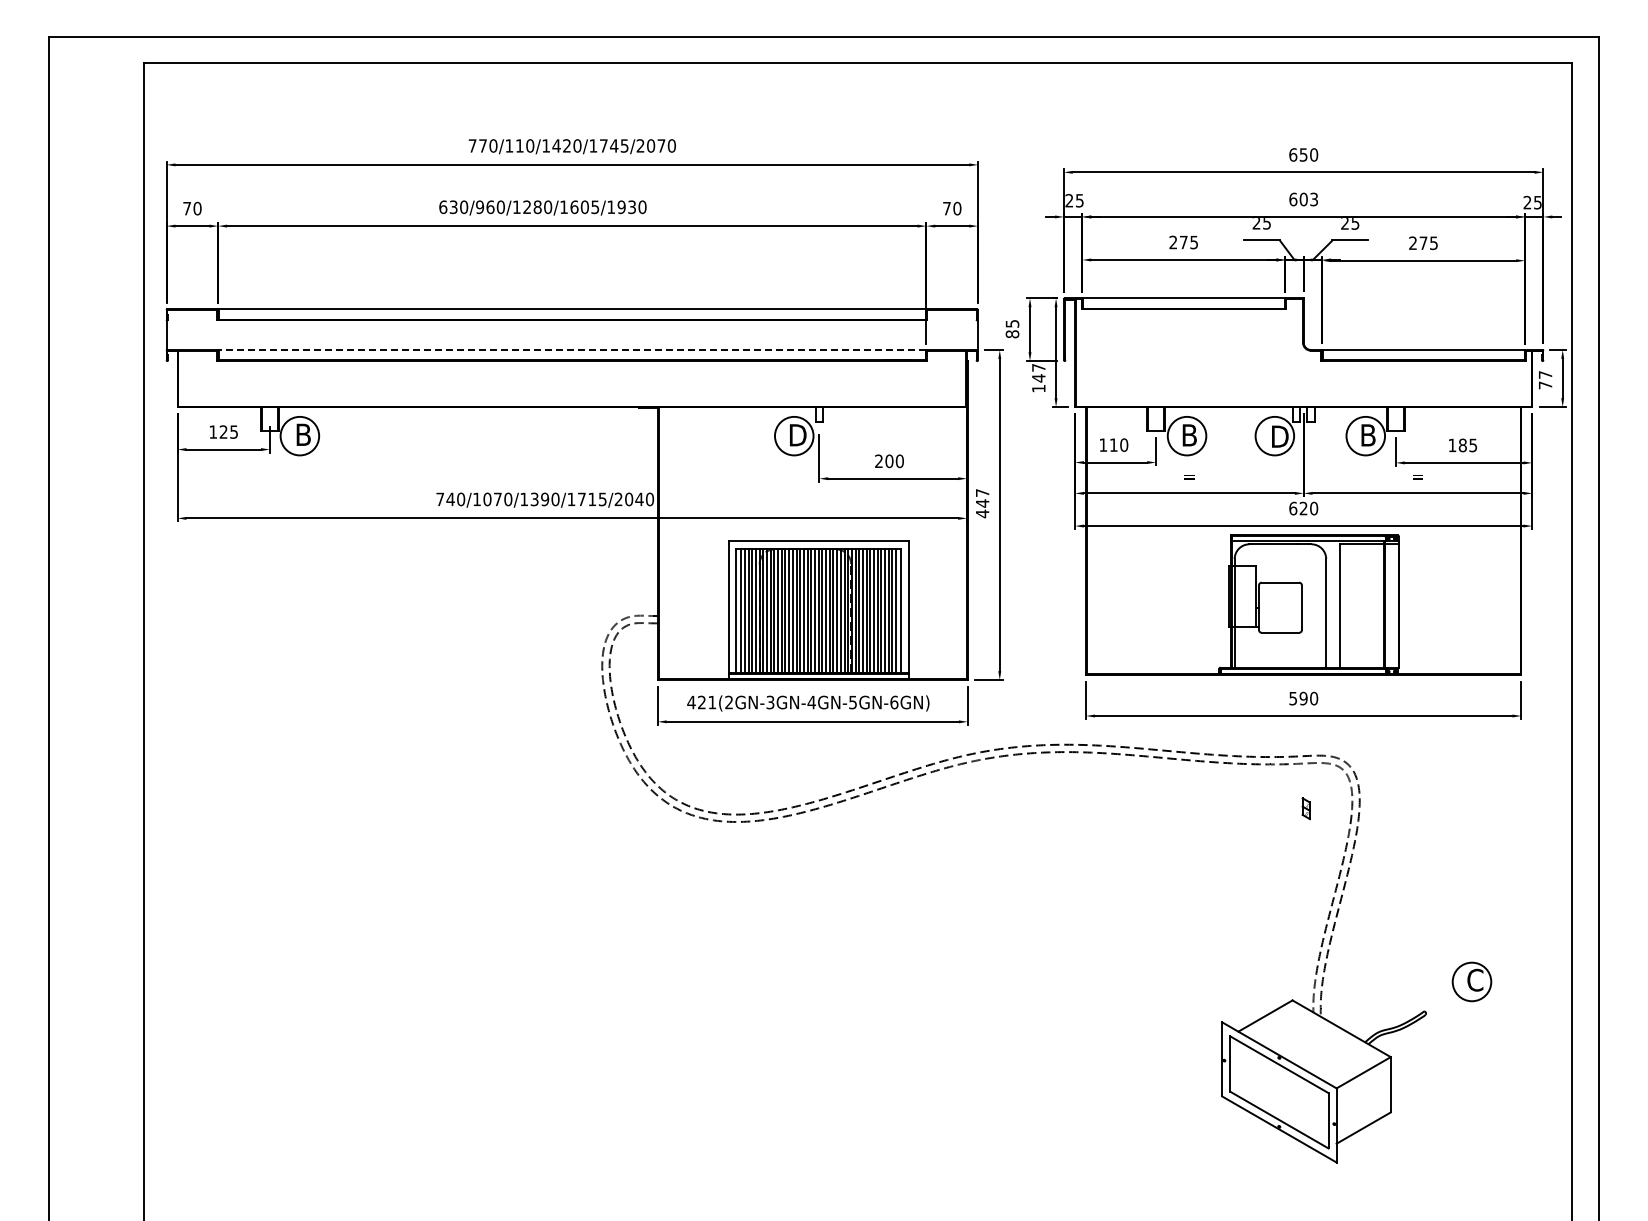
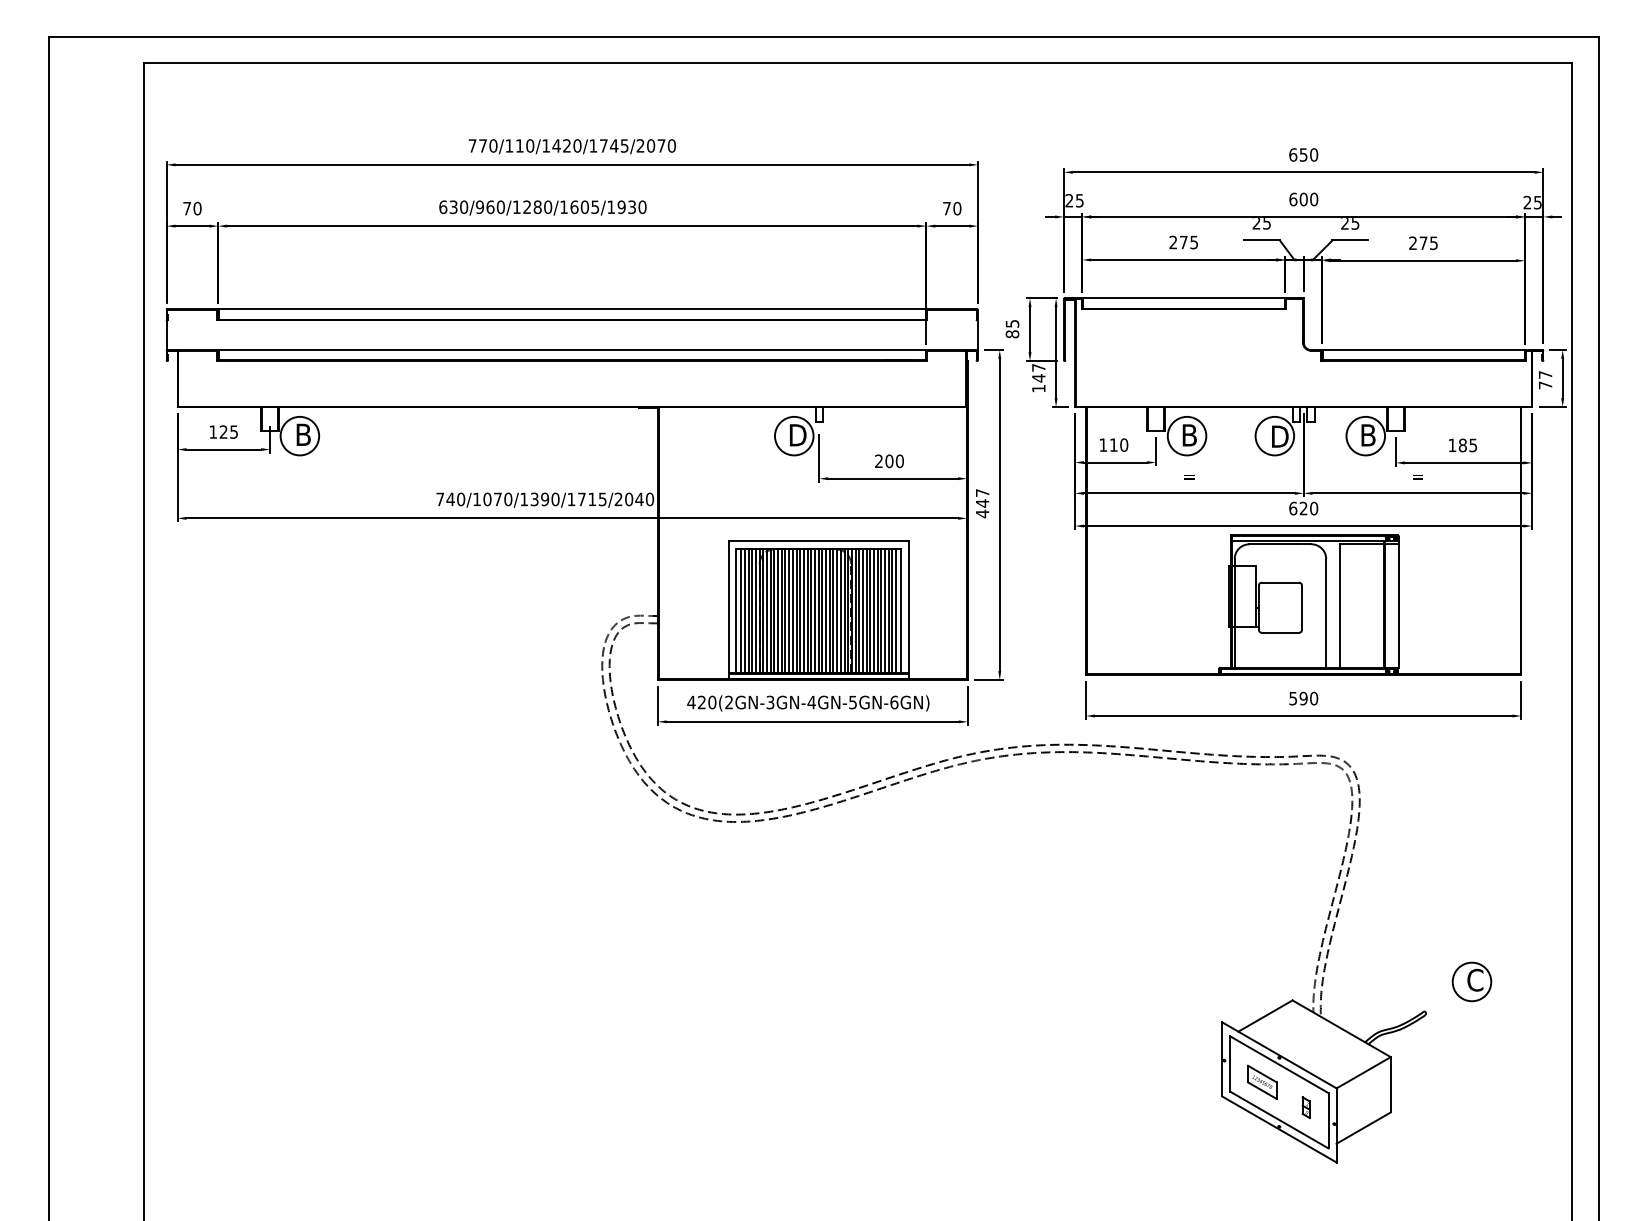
text: 603 -> 600 (1314, 199)
line: dashed -> solid (572, 350)
text: 421(2GN-3GN-4GN-5GN-6GN) -> 420(2GN-3GN-4GN-5GN-6GN) (712, 702)
part position: (1305, 808) -> (1305, 1107) (1305, 1107)
part: none -> present (1262, 1081)
